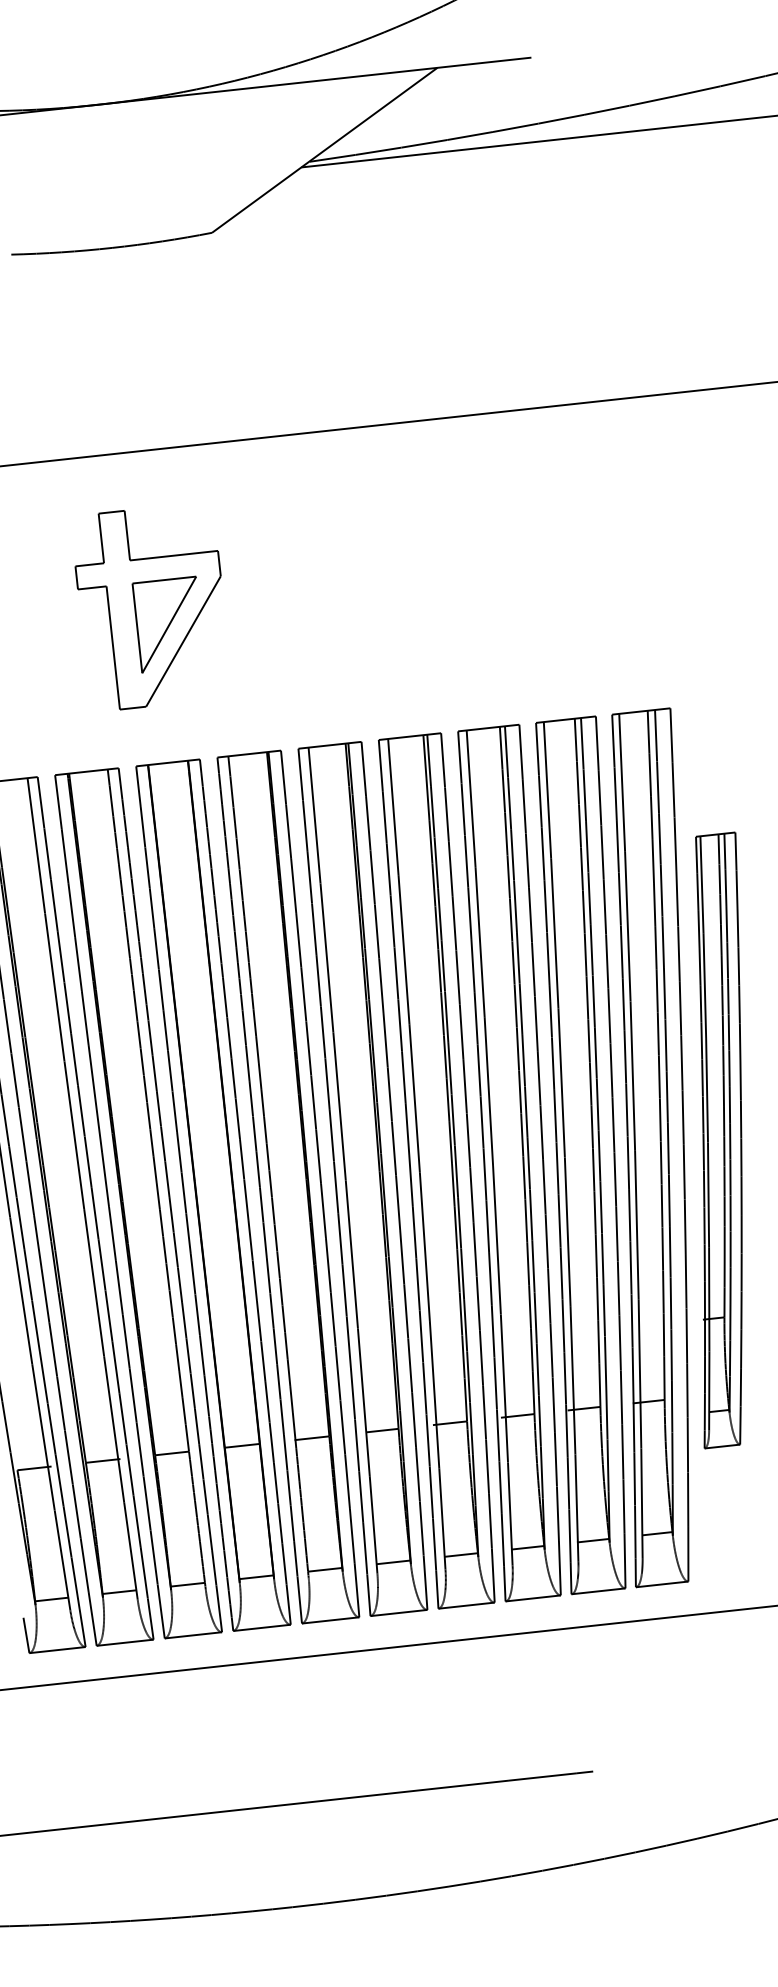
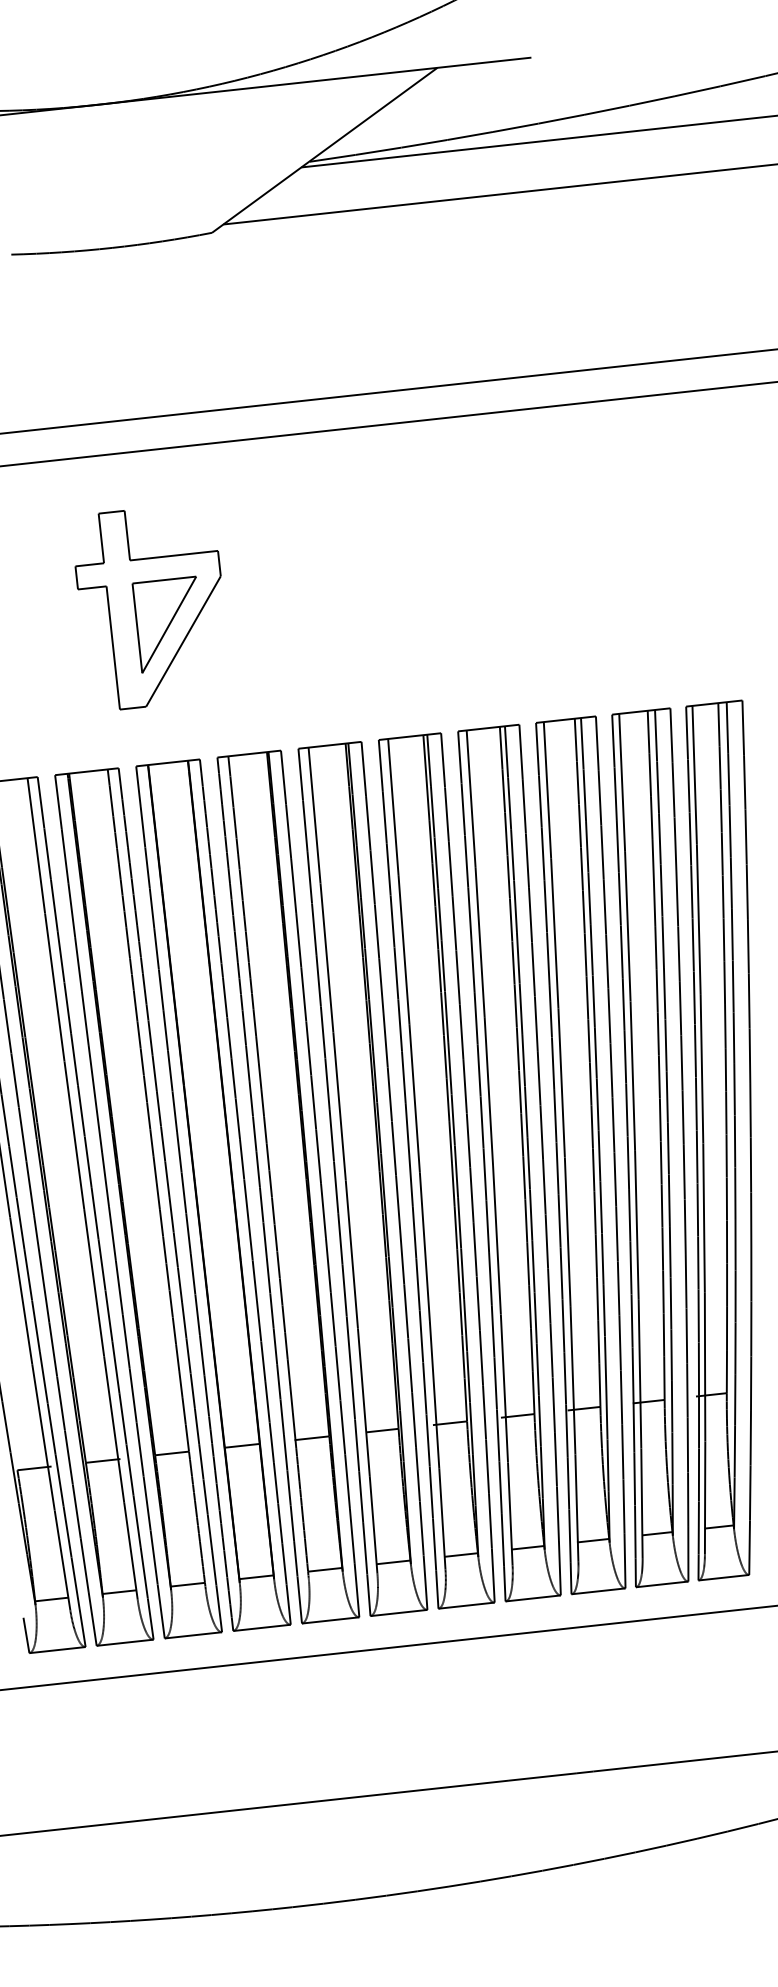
line: none -> present (498, 194)
line: none -> present (388, 391)
part size: 48x619 px -> 68x883 px (718, 1140)
line: none -> present (683, 1761)
